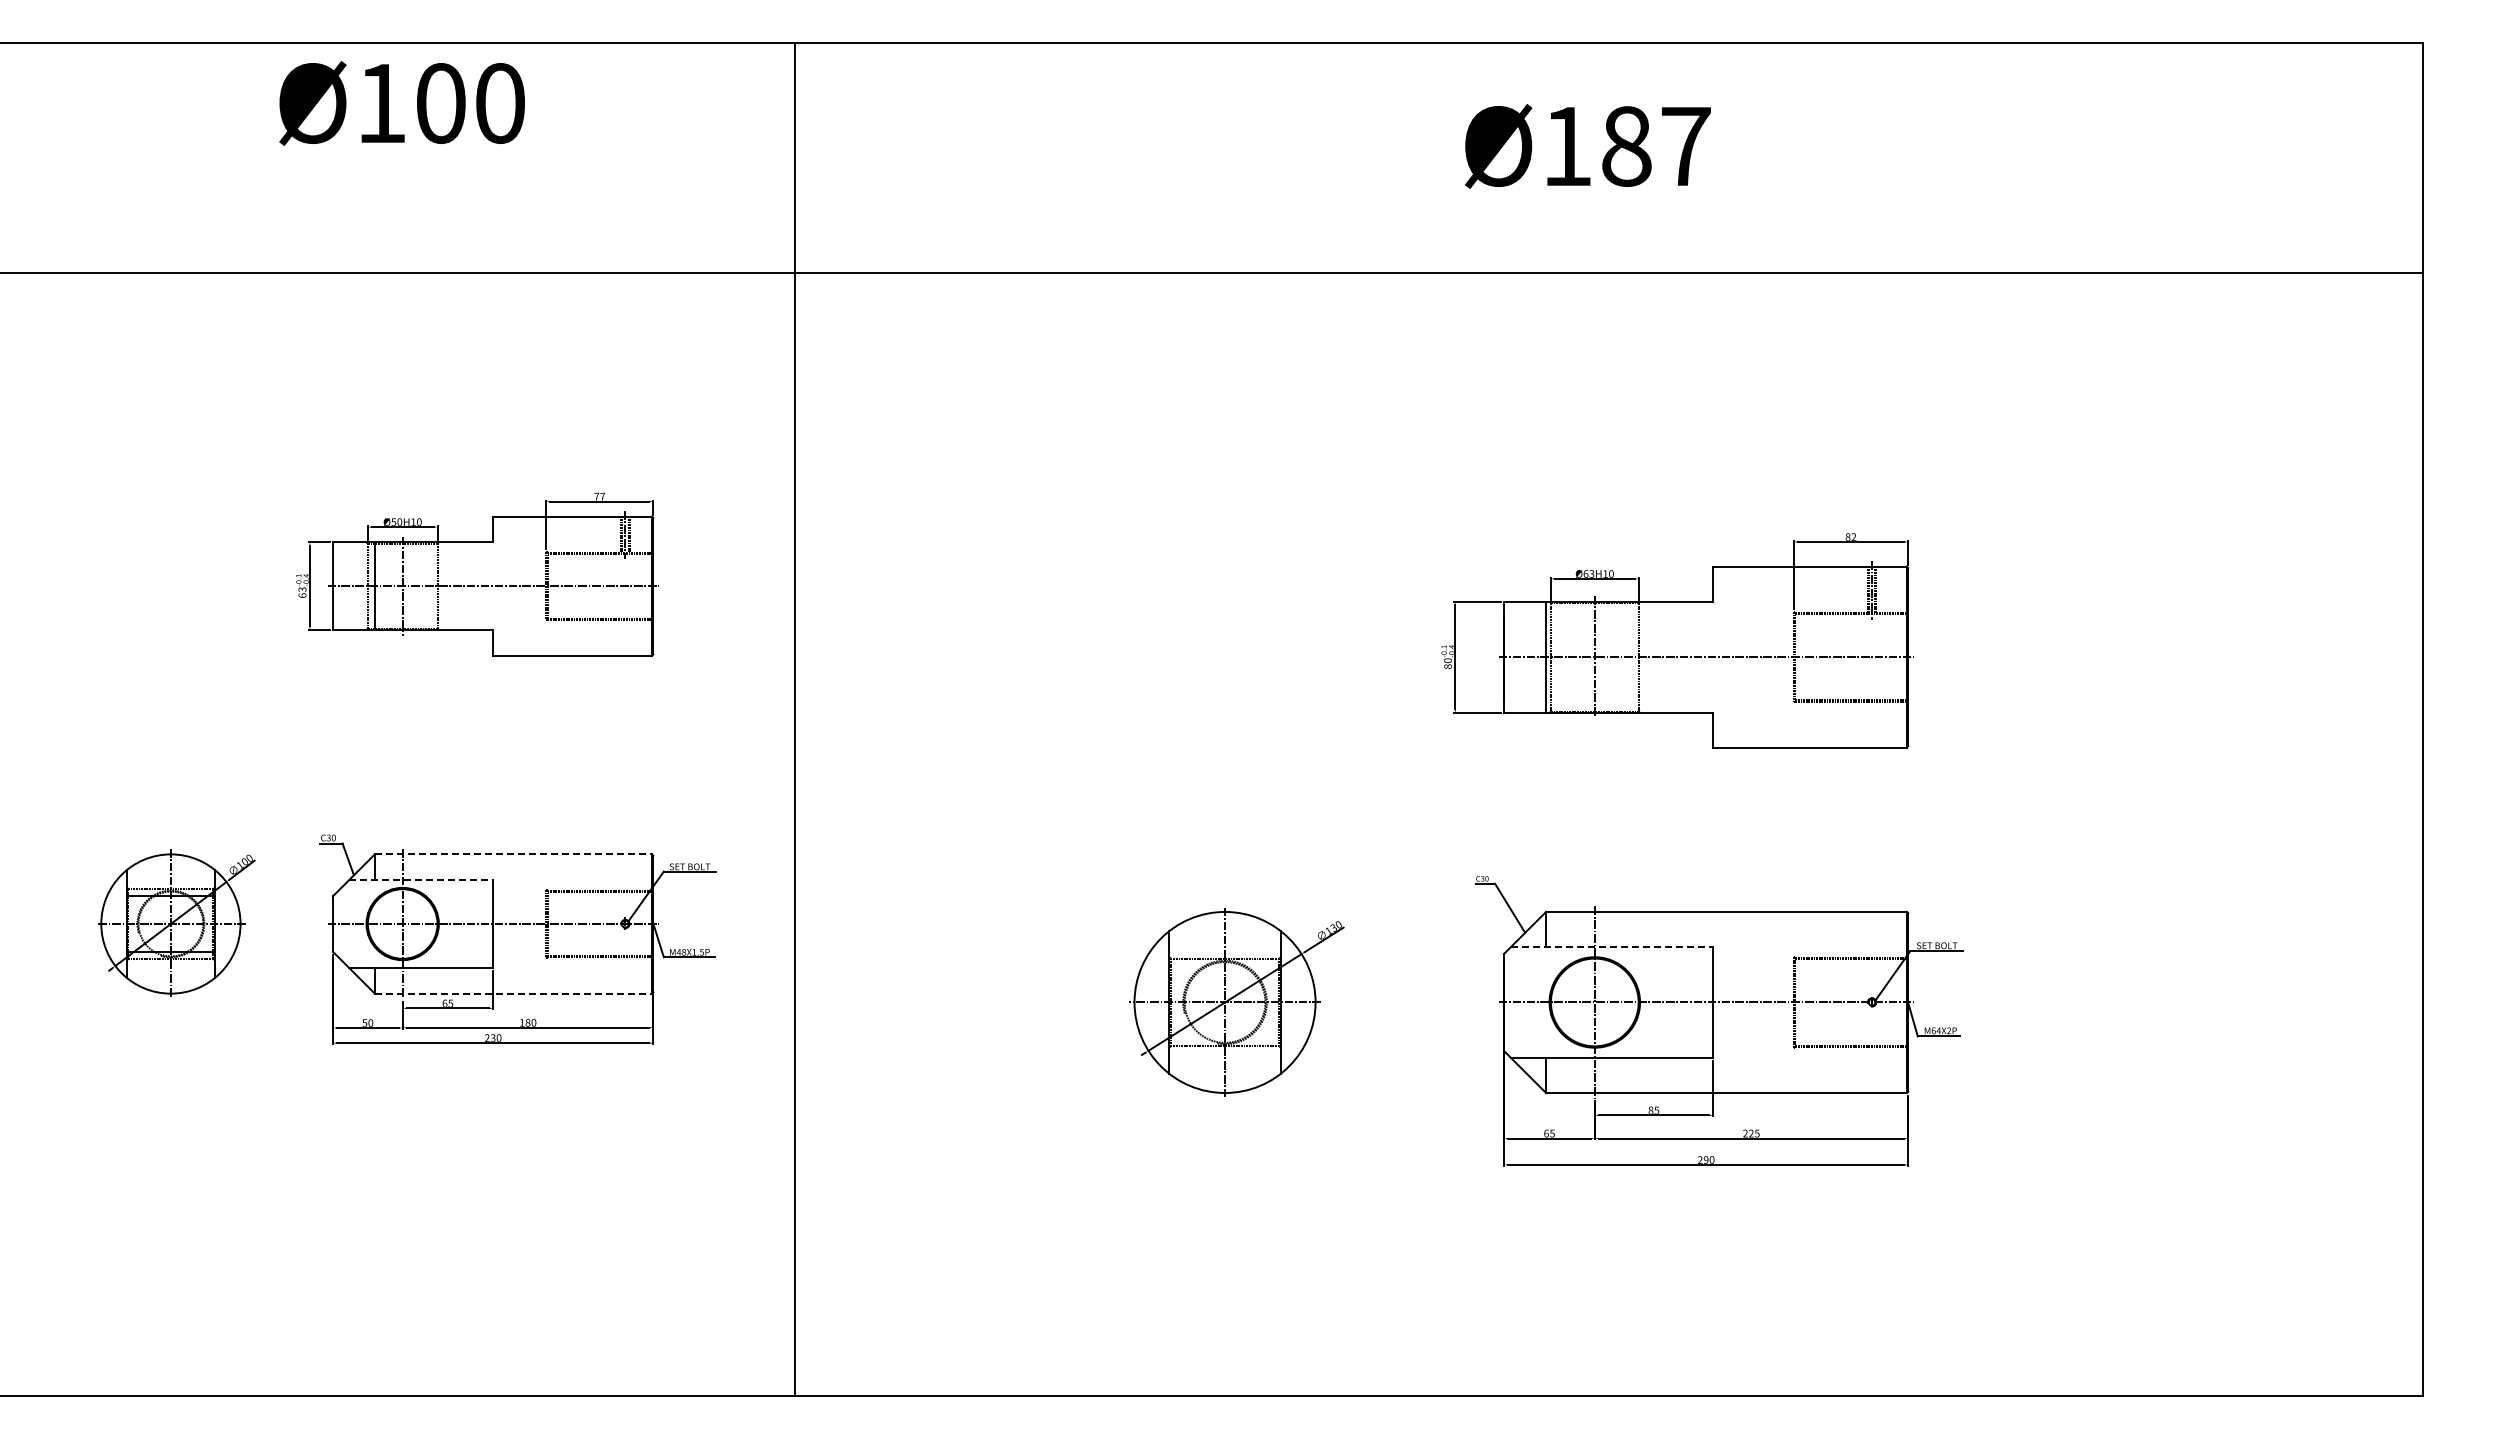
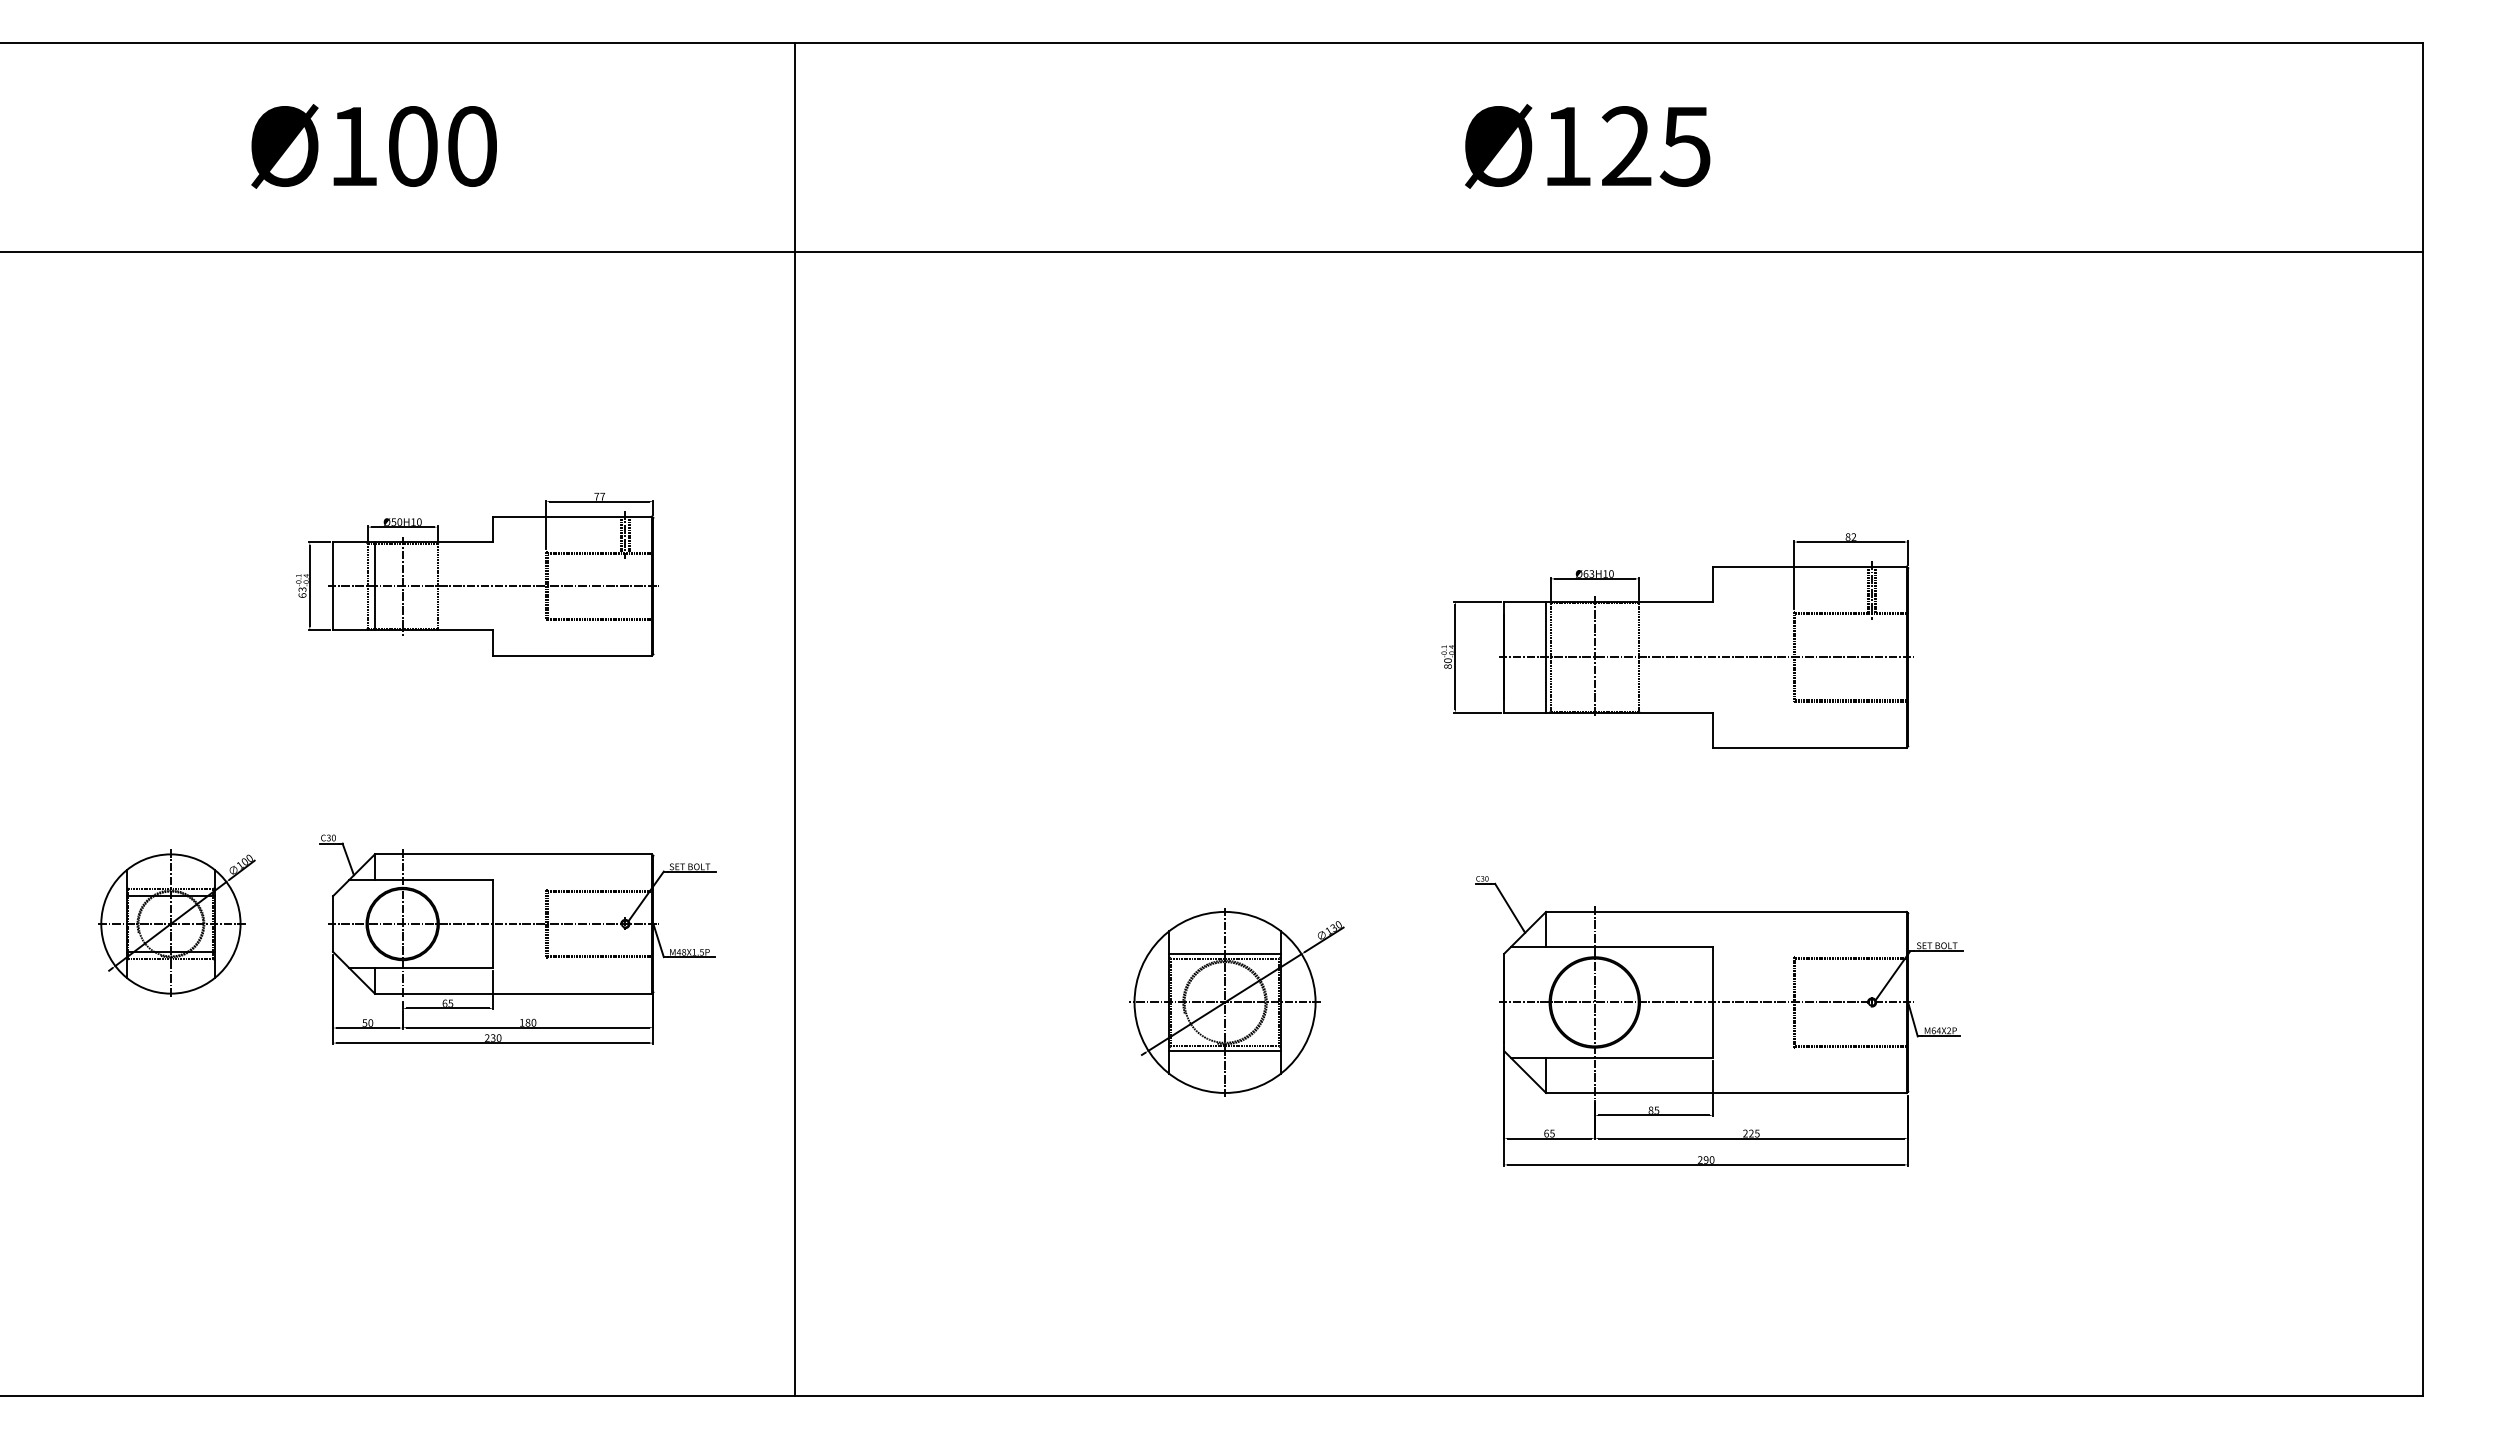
text position: (401, 103) -> (373, 146) (373, 146)
text: Ø187 -> Ø125 (1655, 146)
line position: (1212, 273) -> (1212, 252) (1212, 252)
line: dashed -> solid (513, 854)
line: dashed -> solid (421, 880)
line: dashed -> solid (1612, 946)
line: none -> present (1224, 953)
line: dashed -> solid (513, 993)
line: none -> present (1224, 1051)
